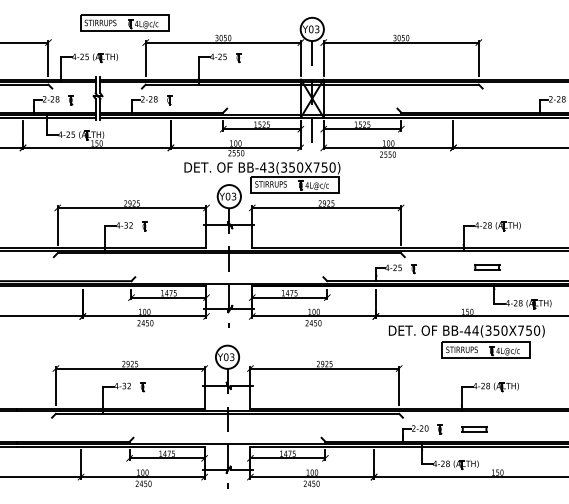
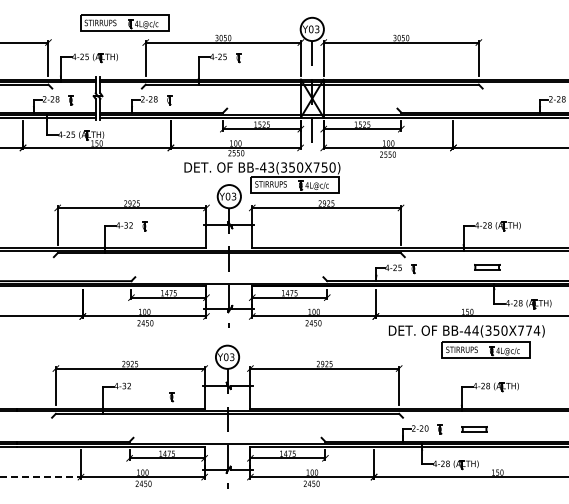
text: BB-44(350X750) -> BB-44(350X774) (533, 330)
part position: (142, 387) -> (171, 397) (171, 397)
line: solid -> dashed (41, 477)
